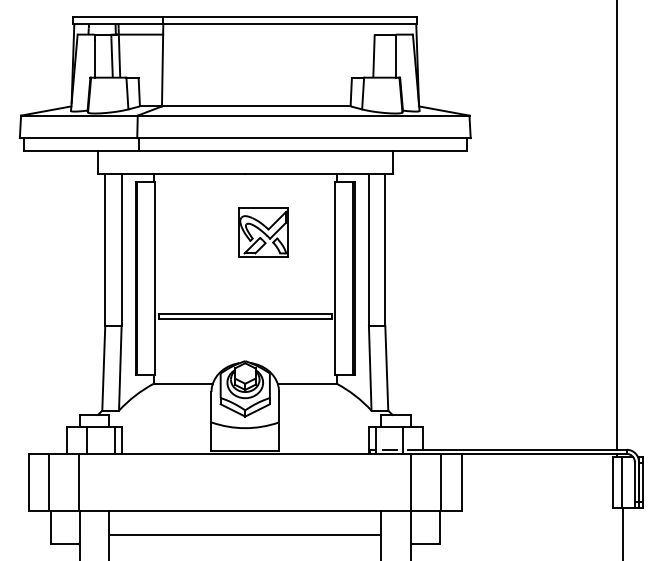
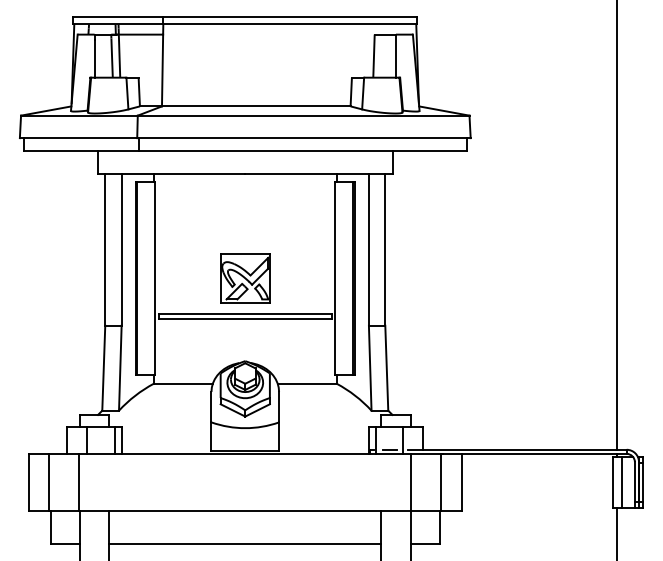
part position: (263, 232) -> (245, 278) (245, 278)
line position: (622, 532) -> (616, 532) (616, 532)
line position: (245, 535) -> (245, 544) (245, 544)
